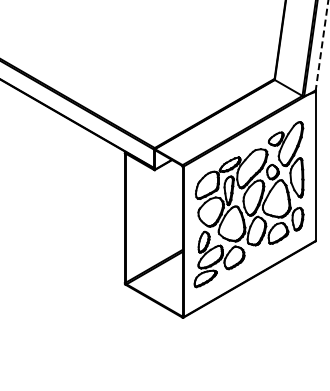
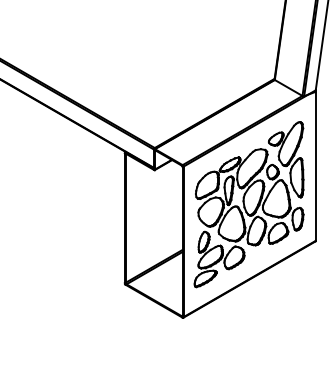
line: dashed -> solid (322, 45)
